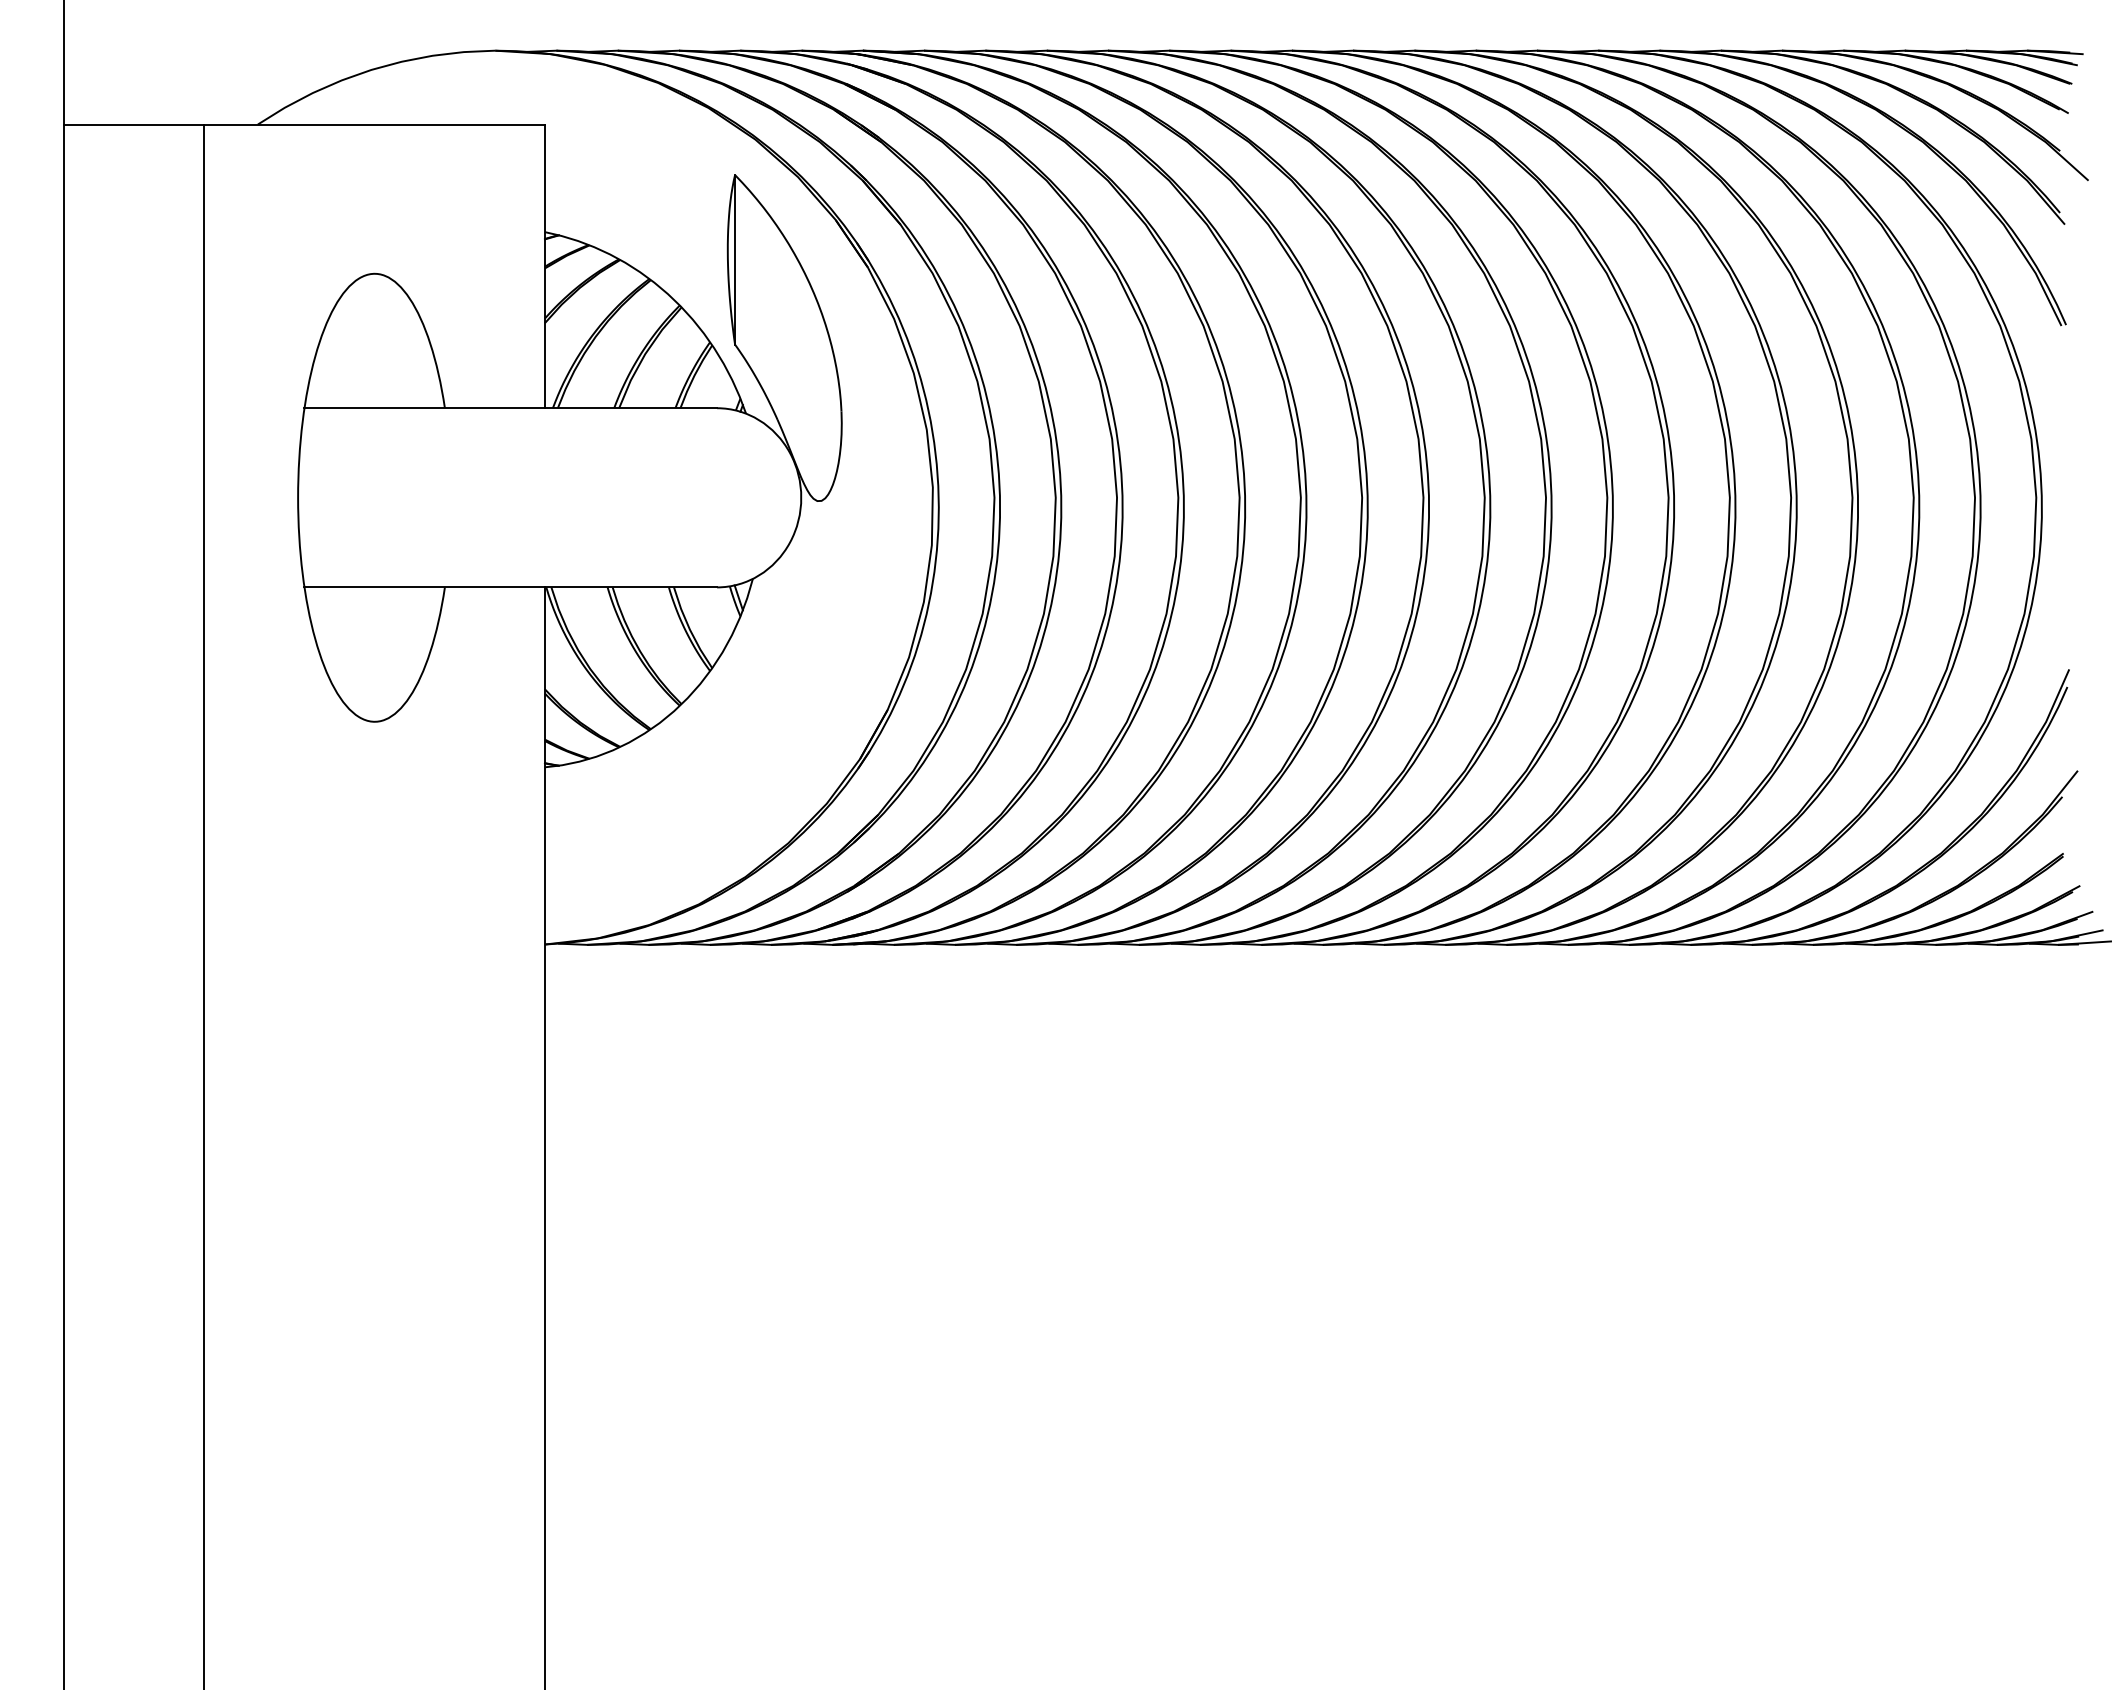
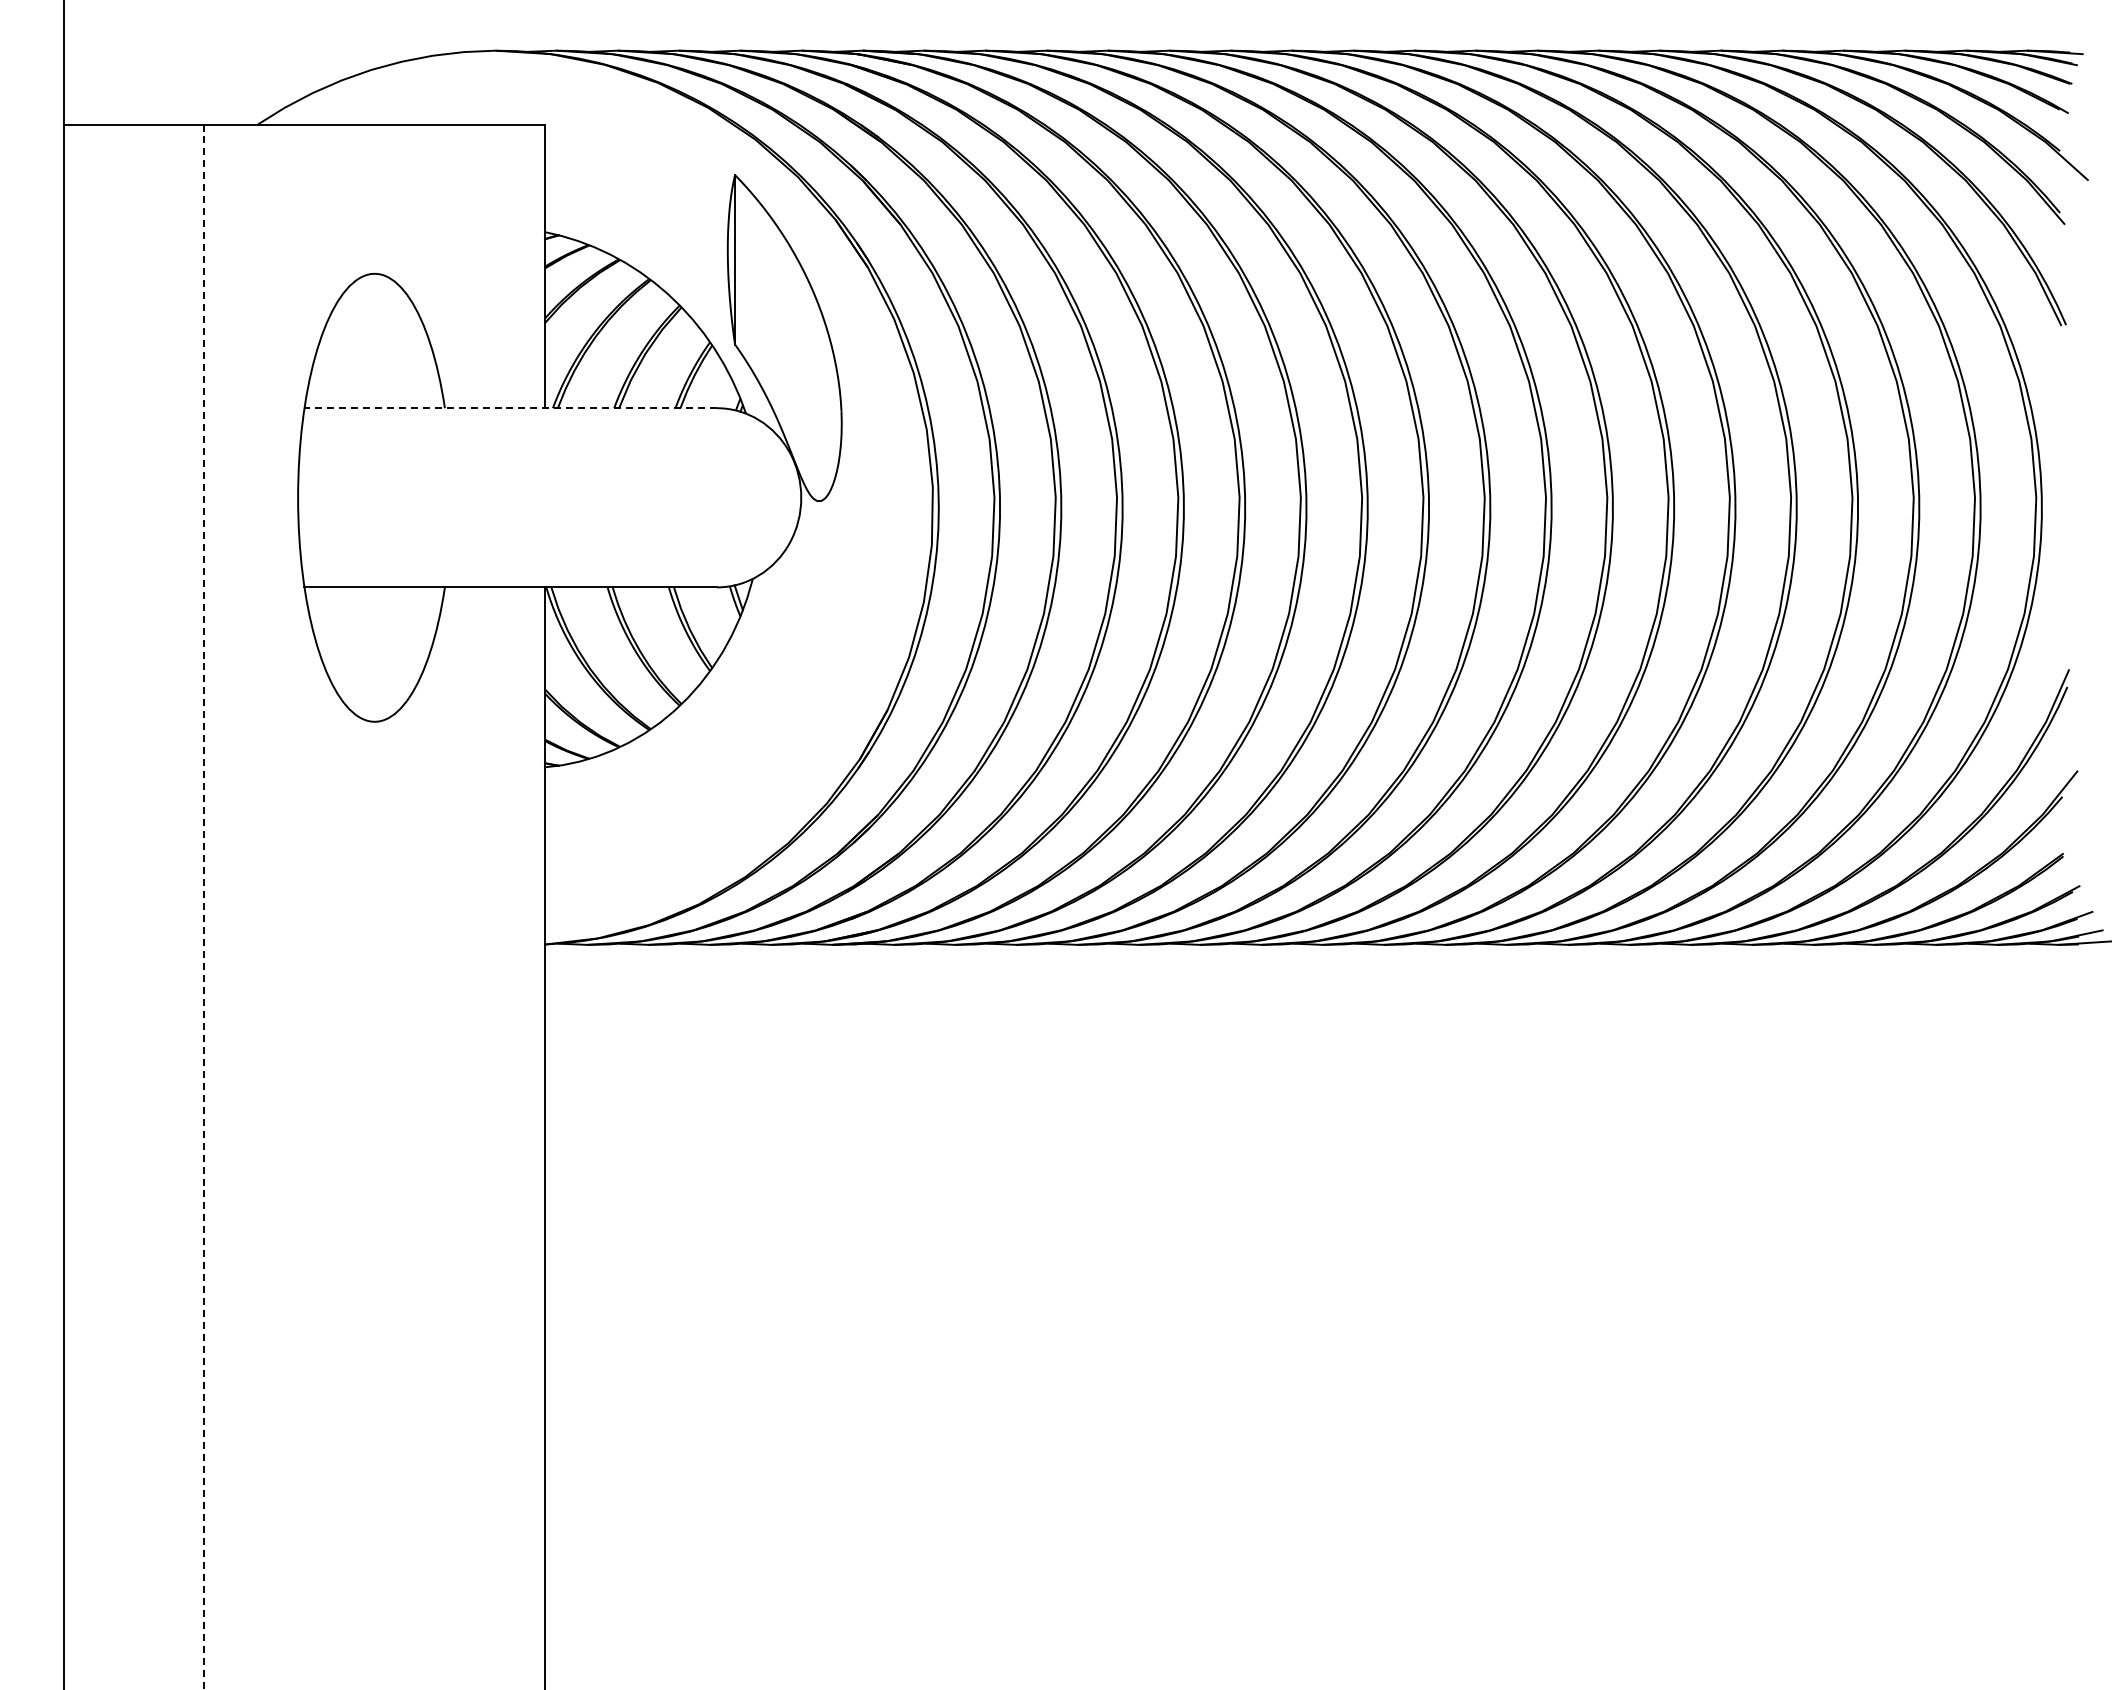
line: solid -> dashed (510, 408)
line: solid -> dashed (204, 907)
